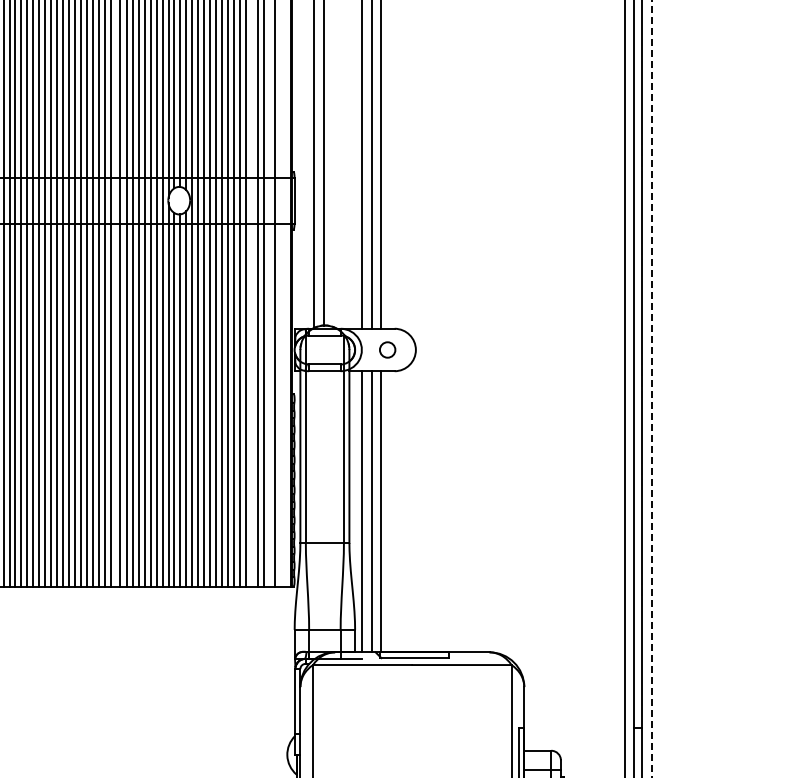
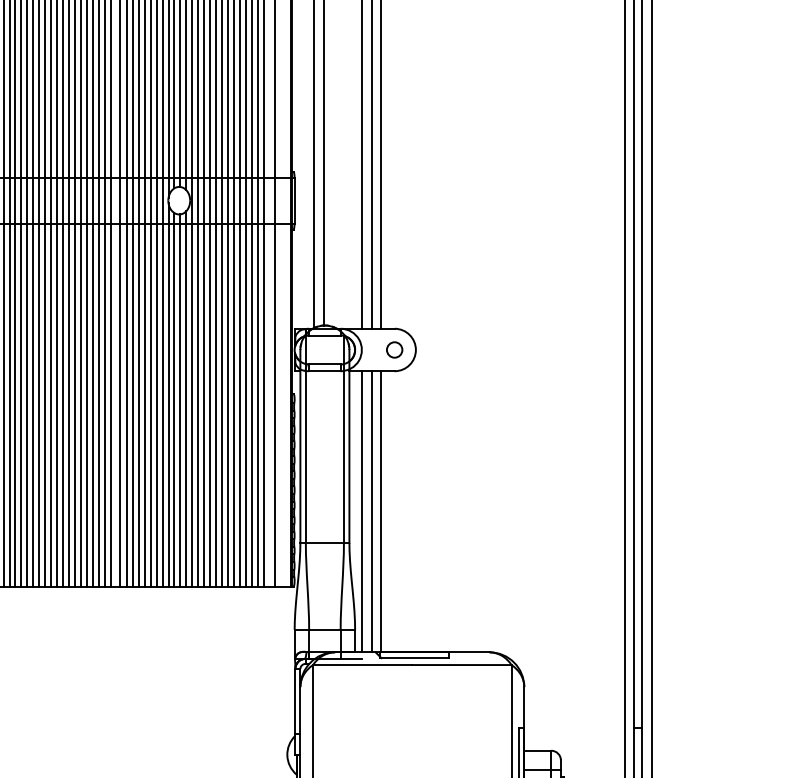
line: none -> present (252, 294)
circle position: (387, 349) -> (394, 349) (394, 349)
line: dashed -> solid (651, 388)
